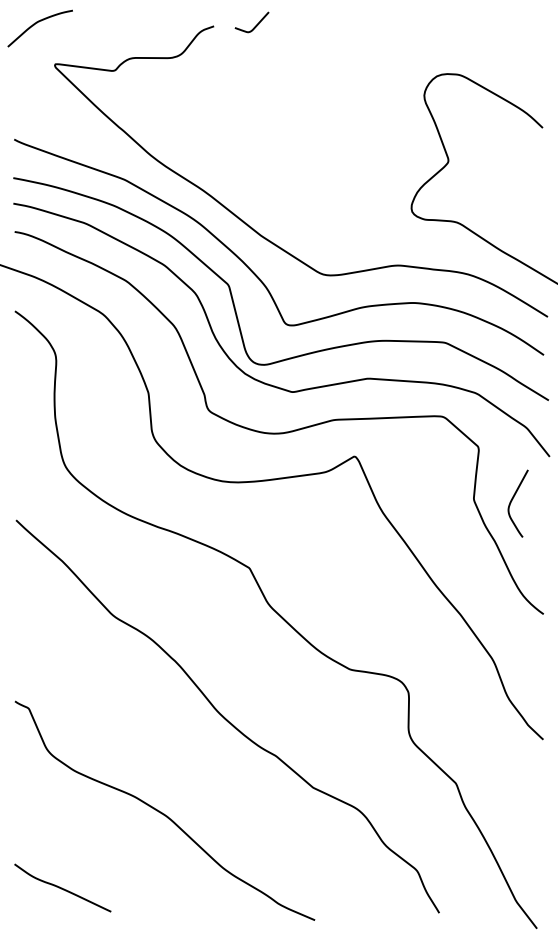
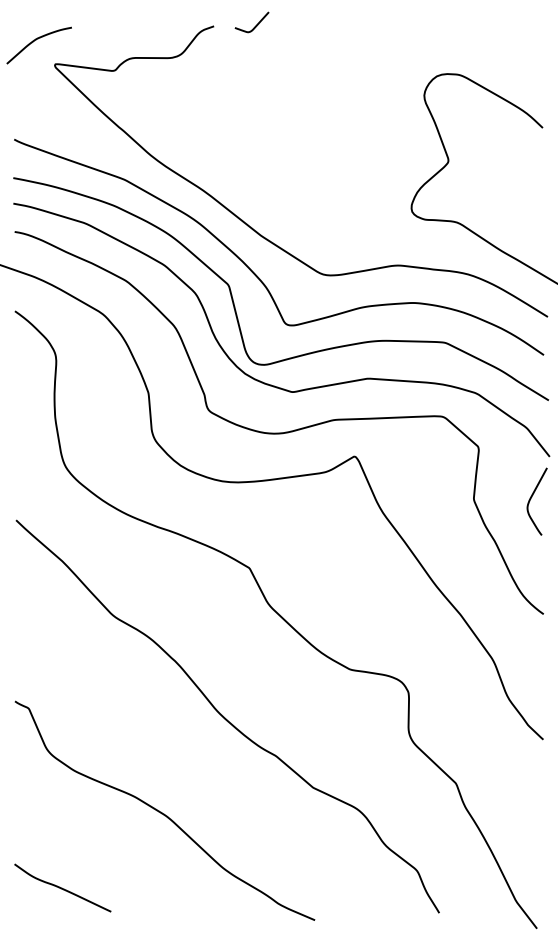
curve position: (37, 23) -> (36, 40) (36, 40)
curve position: (512, 501) -> (531, 499) (531, 499)
